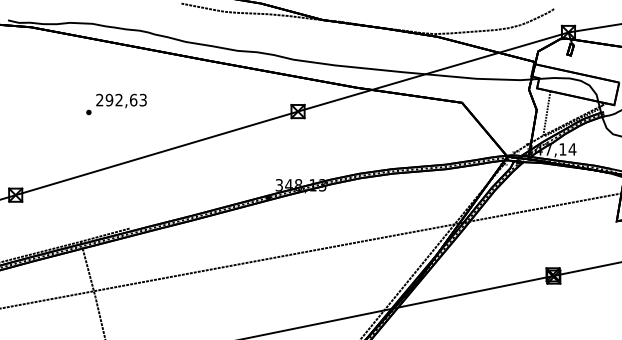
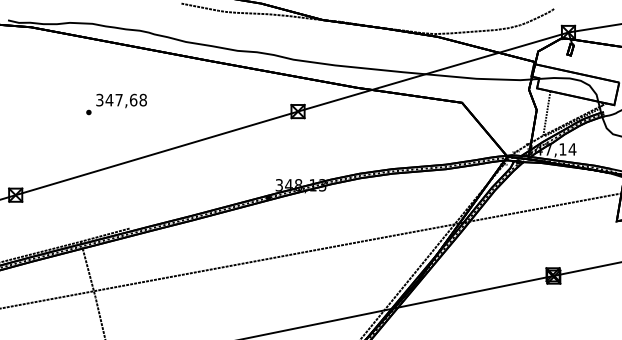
text: 292,63 -> 347,68 (121, 99)
